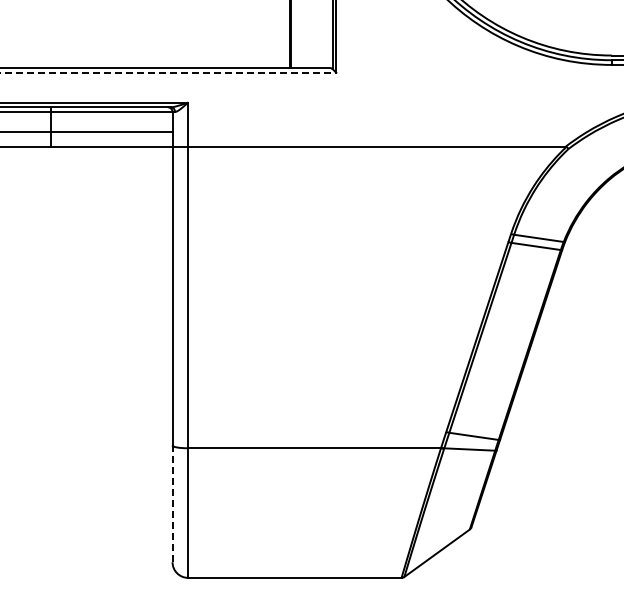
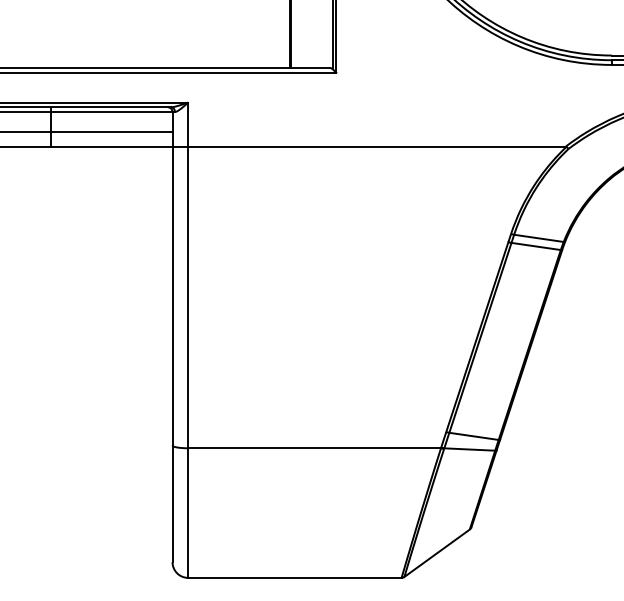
line: dashed -> solid (168, 72)
line: dashed -> solid (172, 503)
